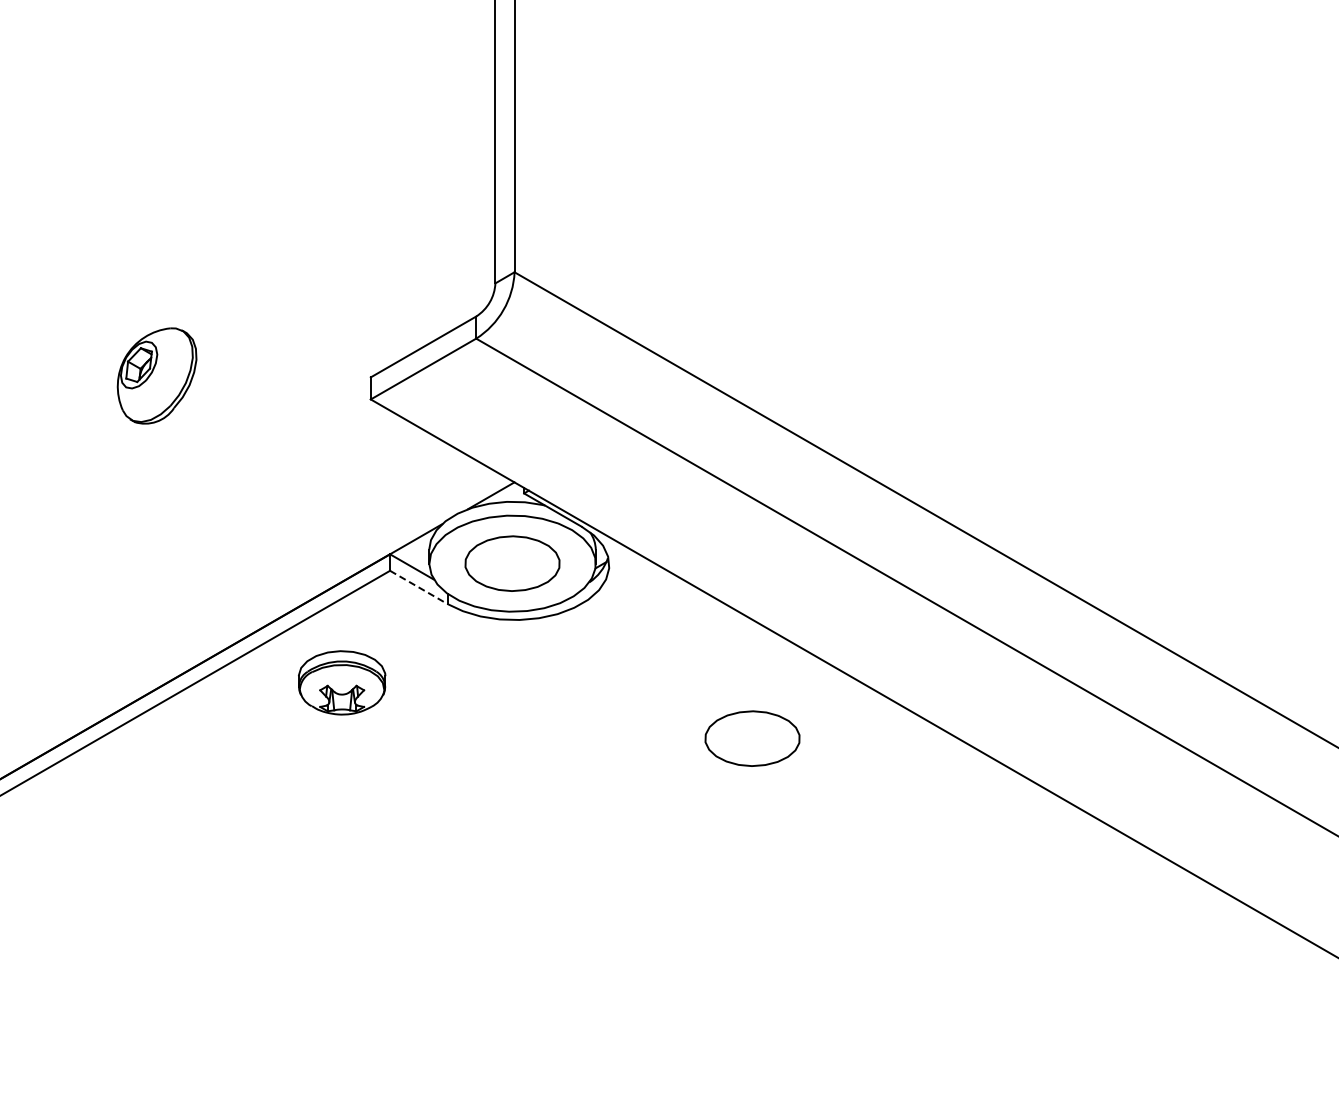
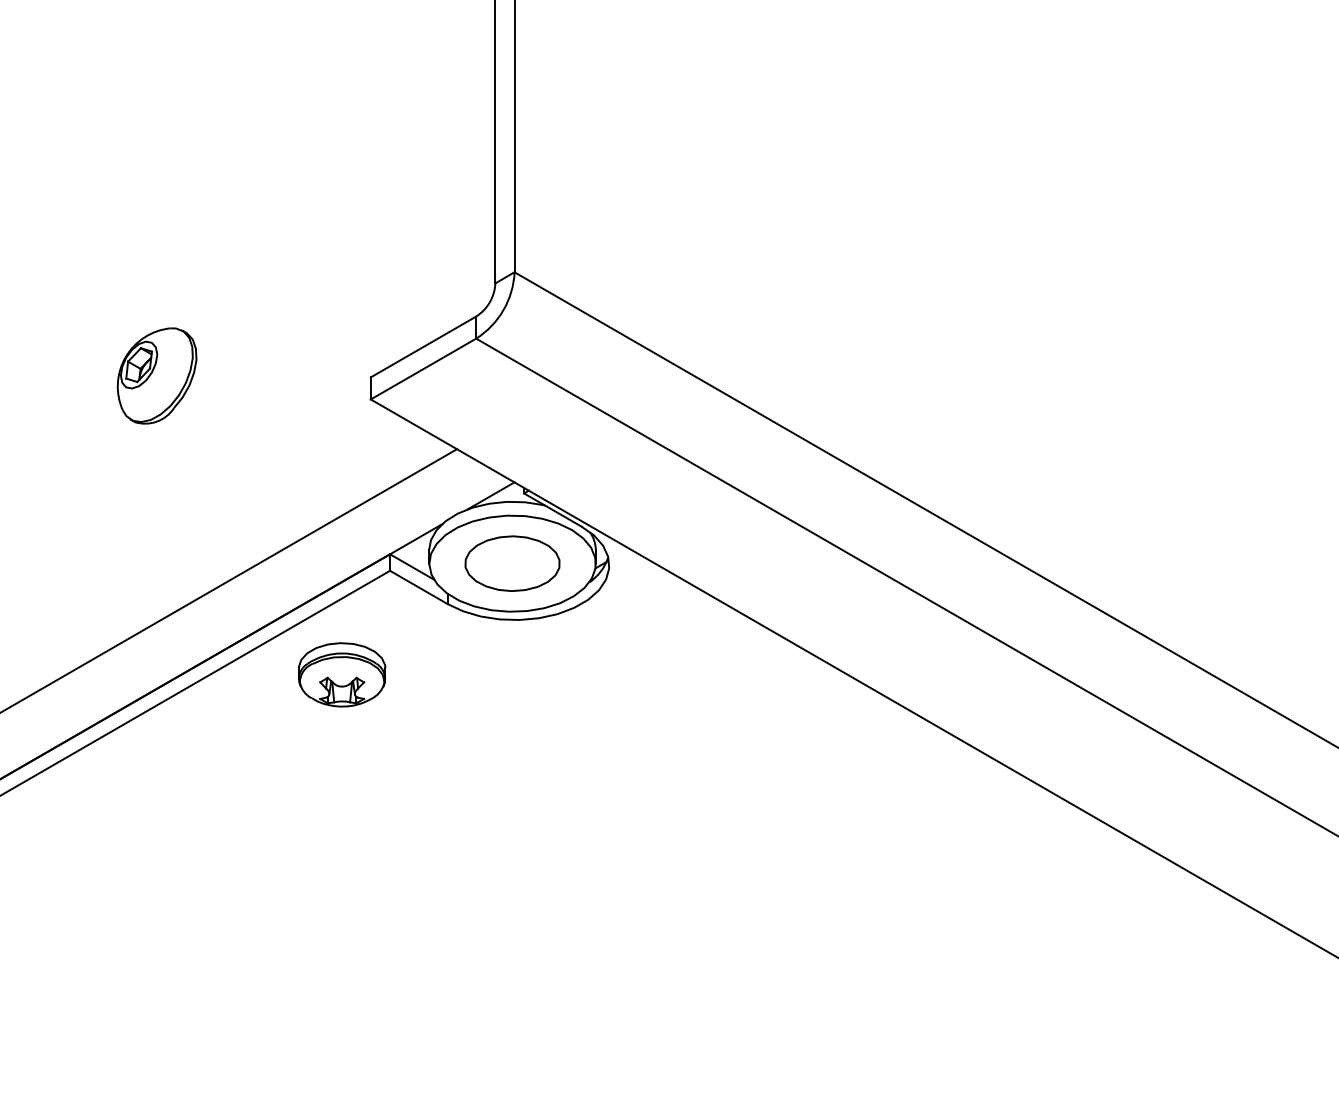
line: none -> present (229, 580)
line: dashed -> solid (419, 587)
part position: (342, 682) -> (342, 674) (342, 674)
part: present -> none (752, 738)
